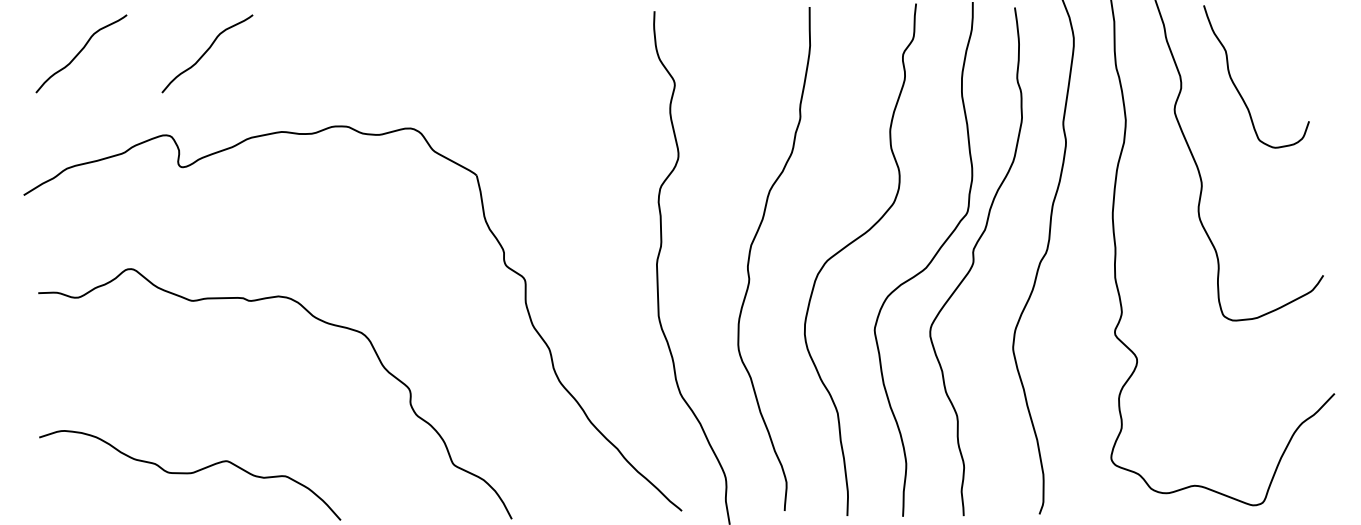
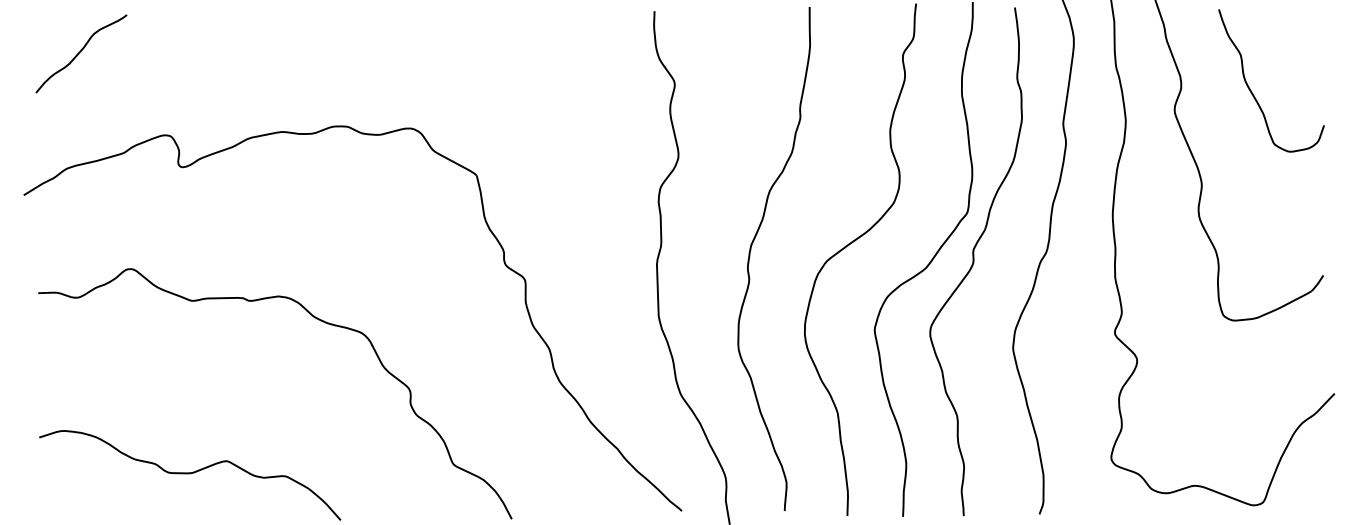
curve: present -> none (206, 52)
curve position: (1238, 89) -> (1253, 93) (1253, 93)
